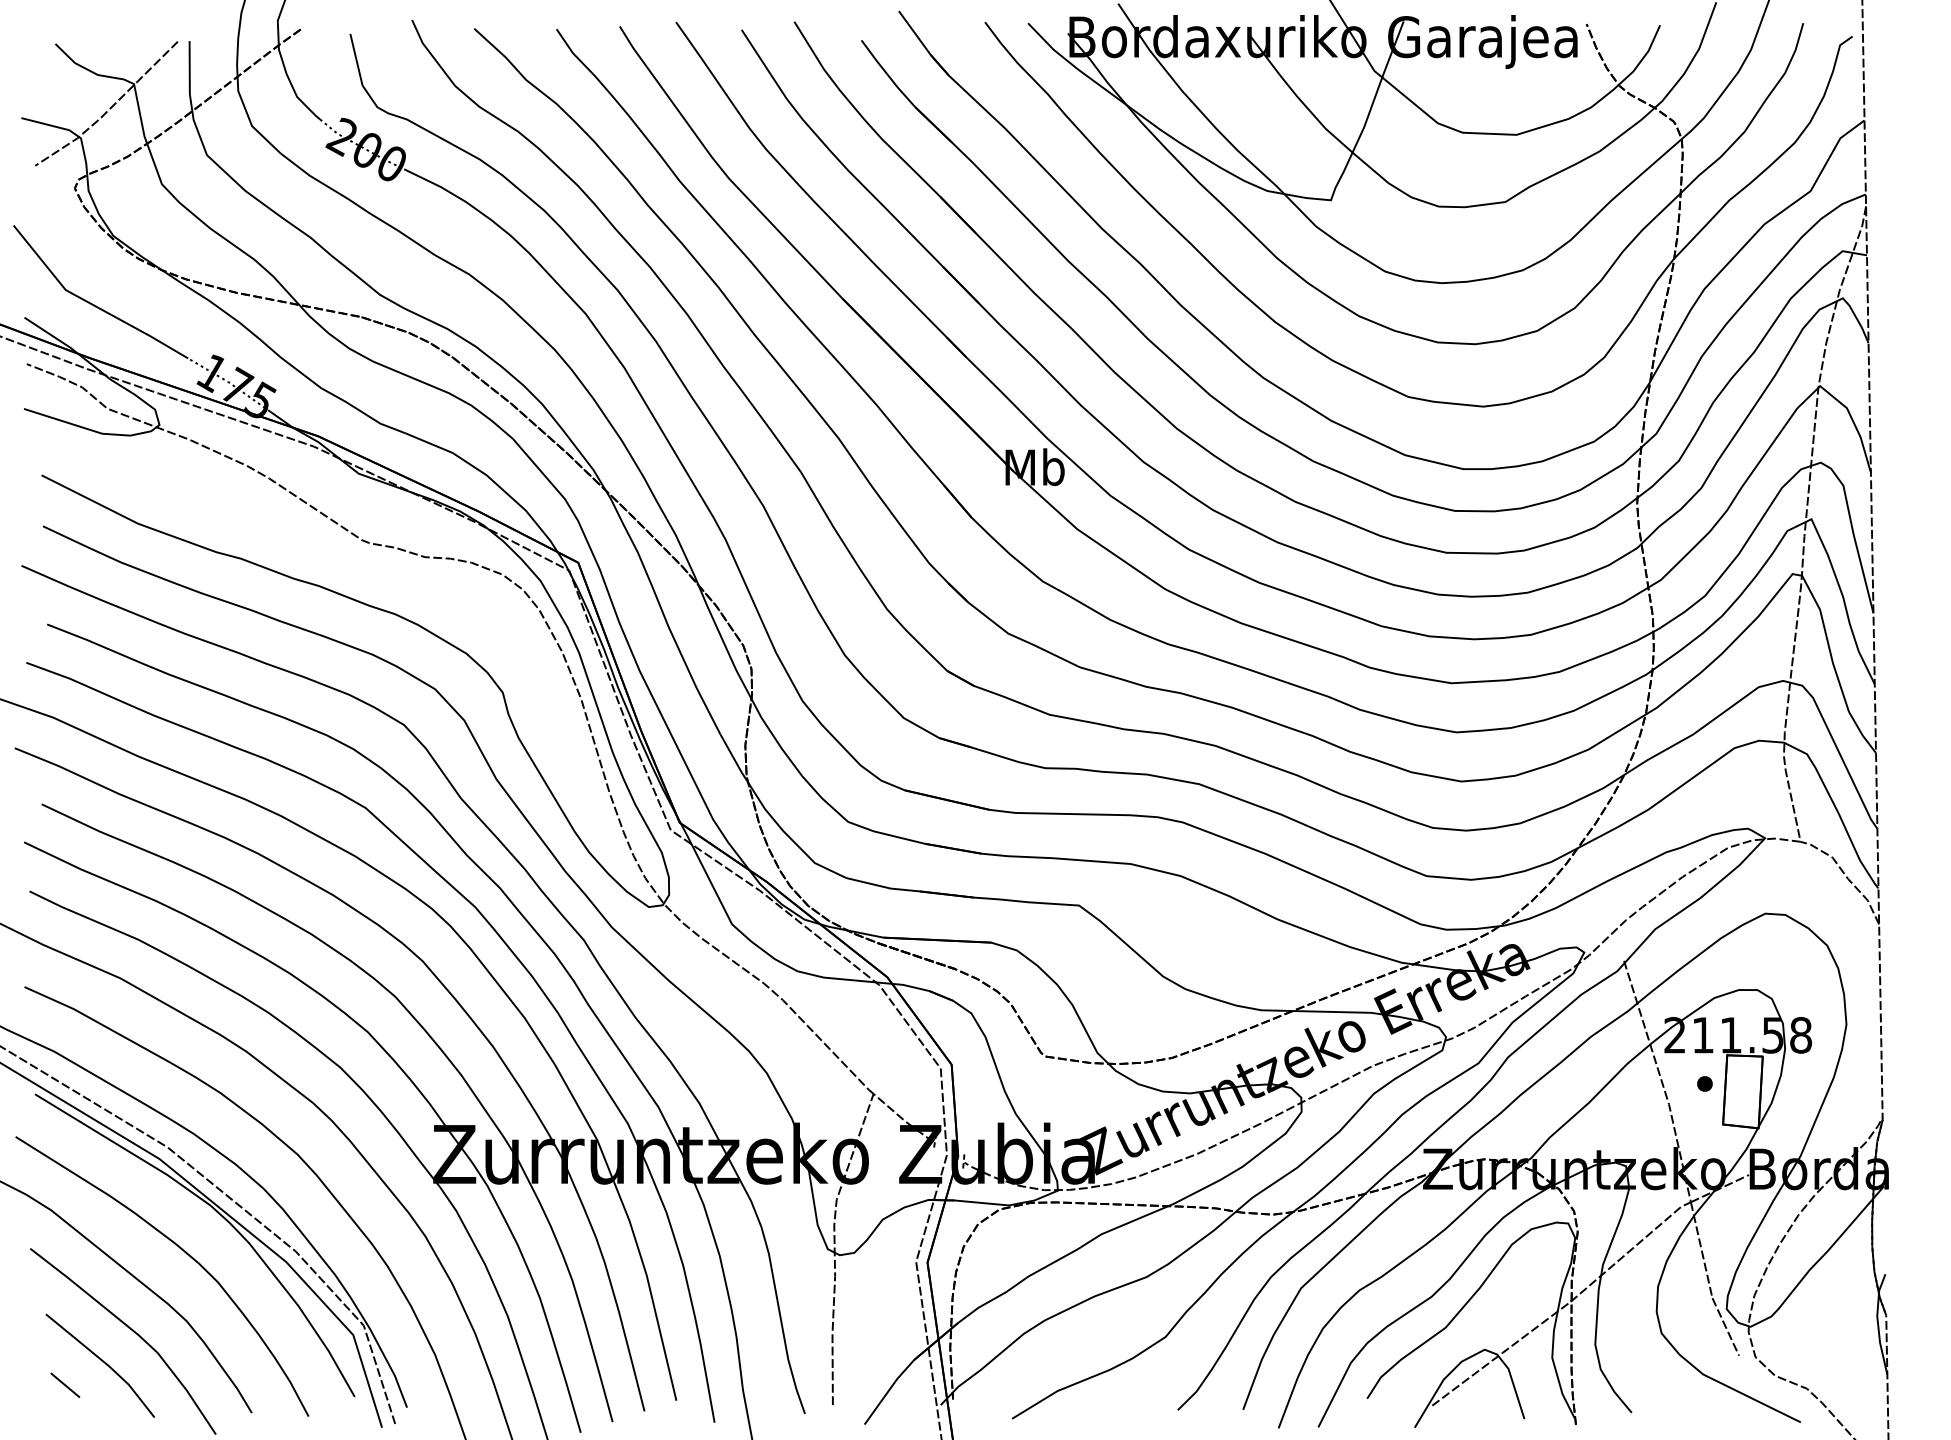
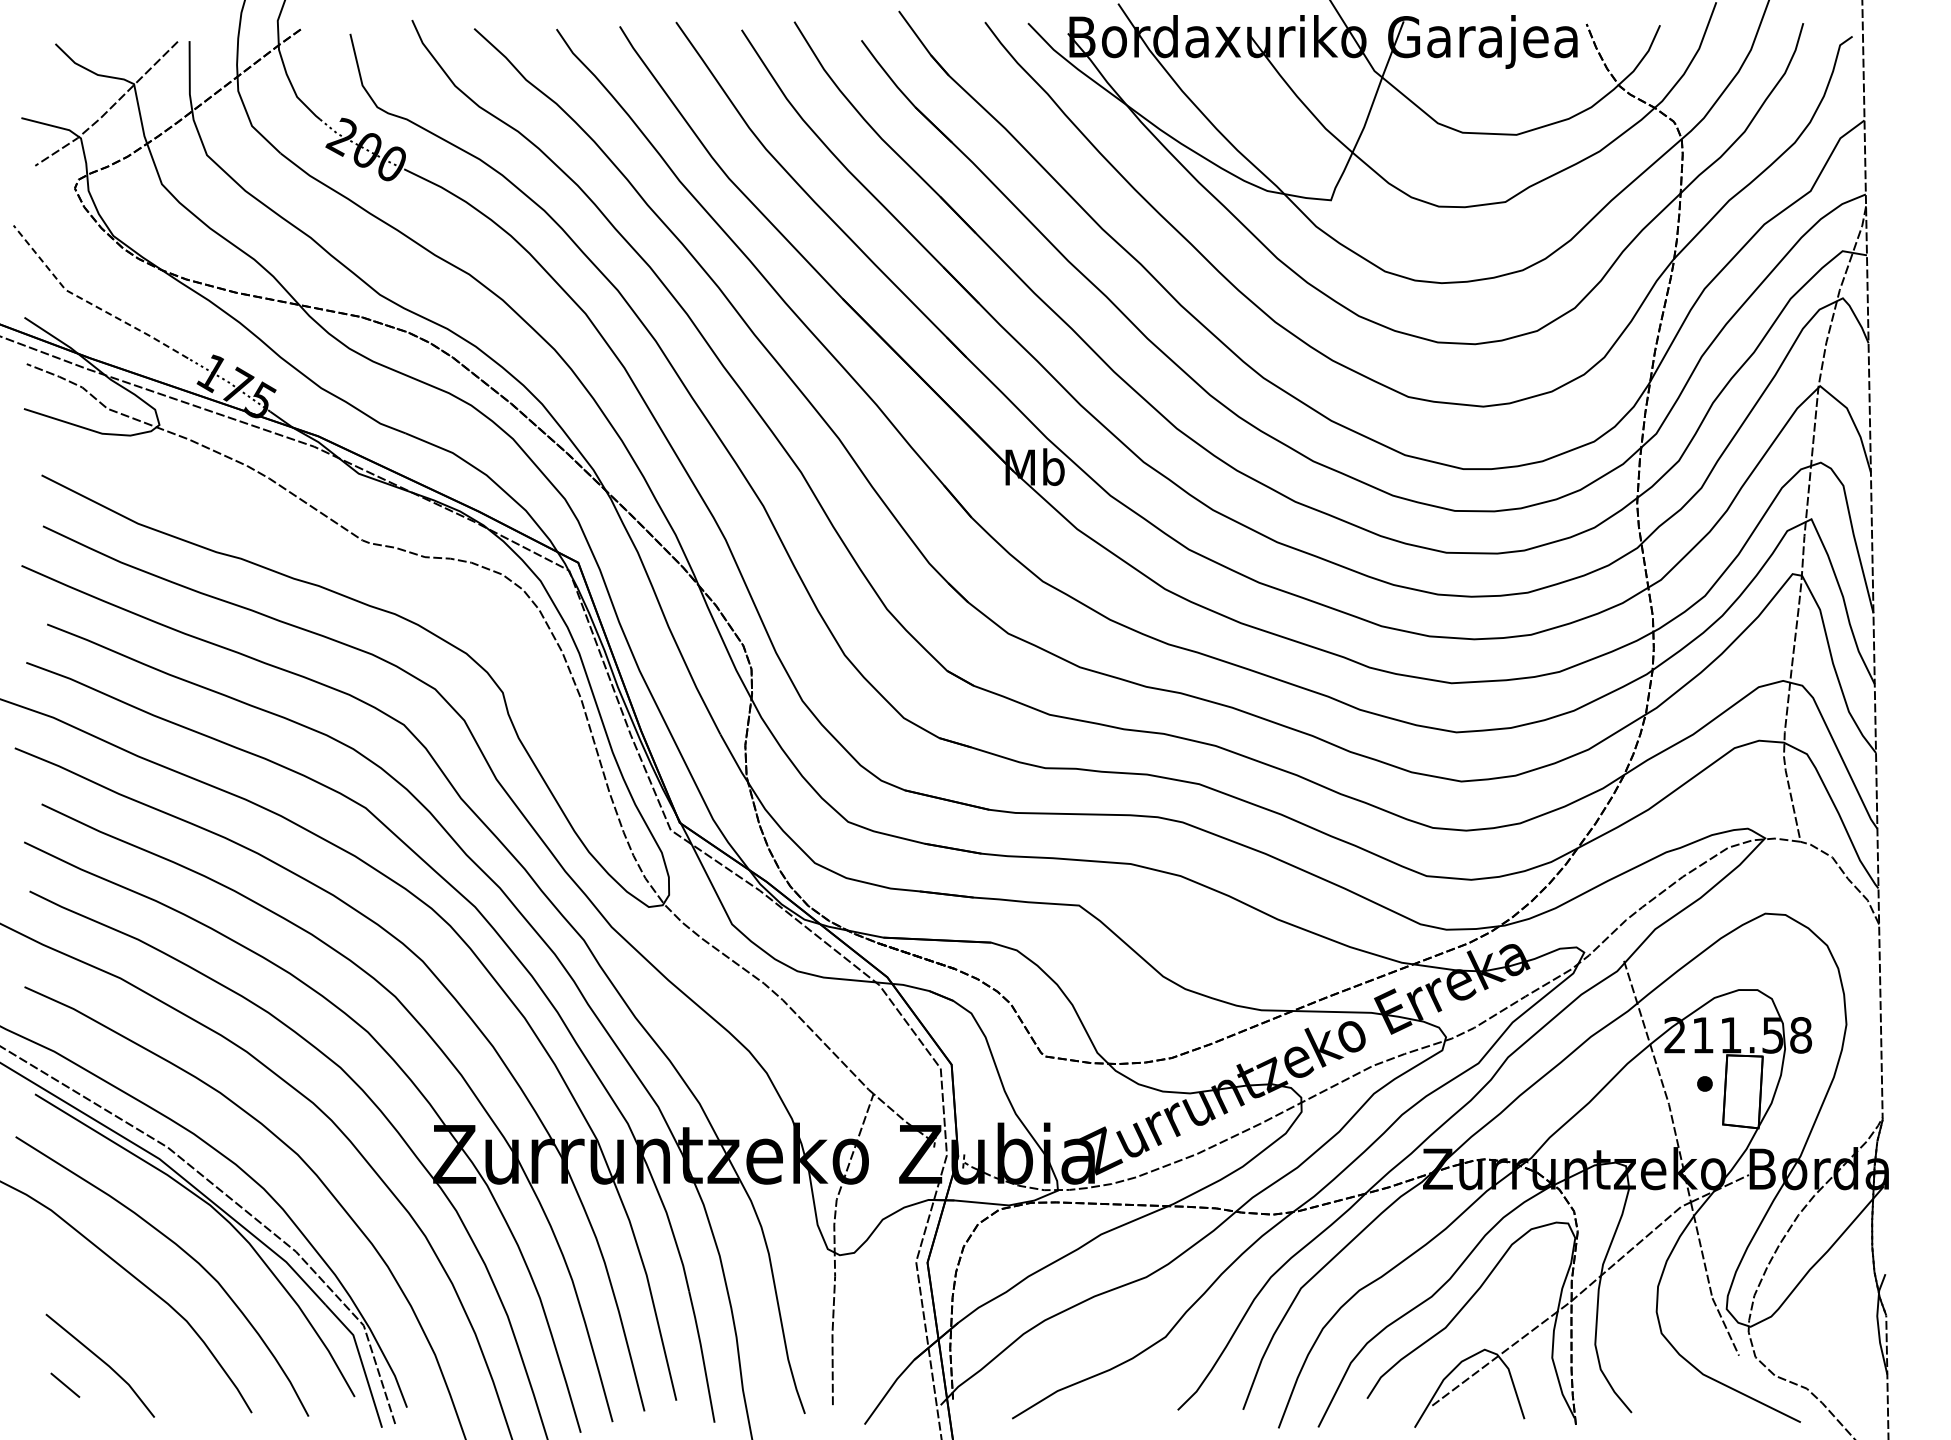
line: solid -> dashed (91, 303)
curve: present -> none (132, 1331)
